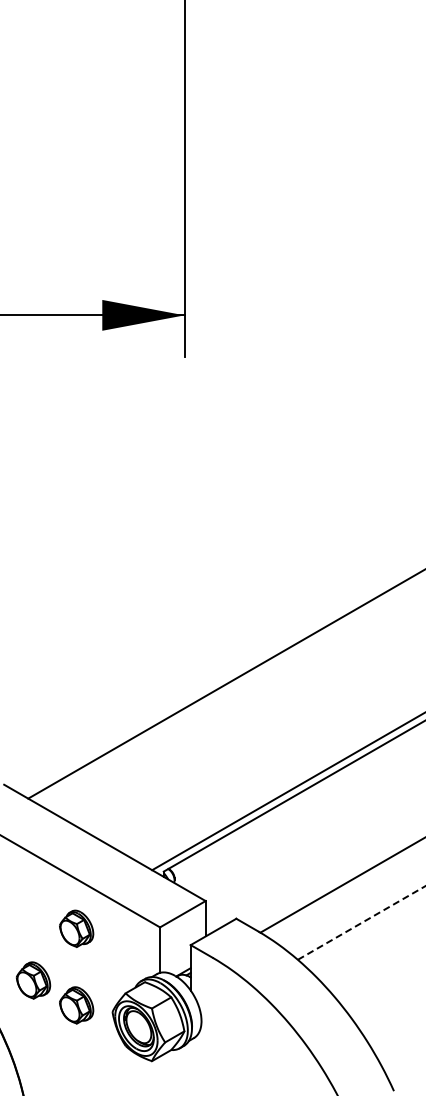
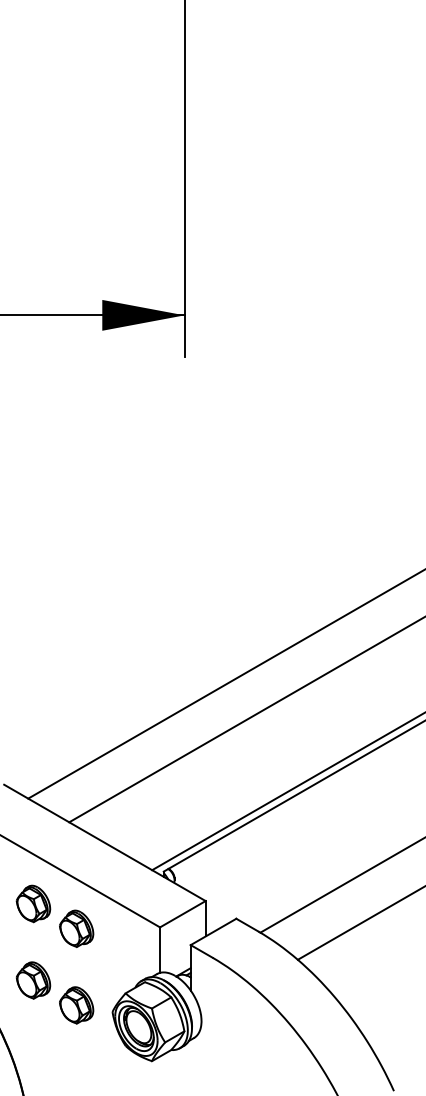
line: none -> present (245, 720)
part: none -> present (33, 903)
line: dashed -> solid (361, 922)
